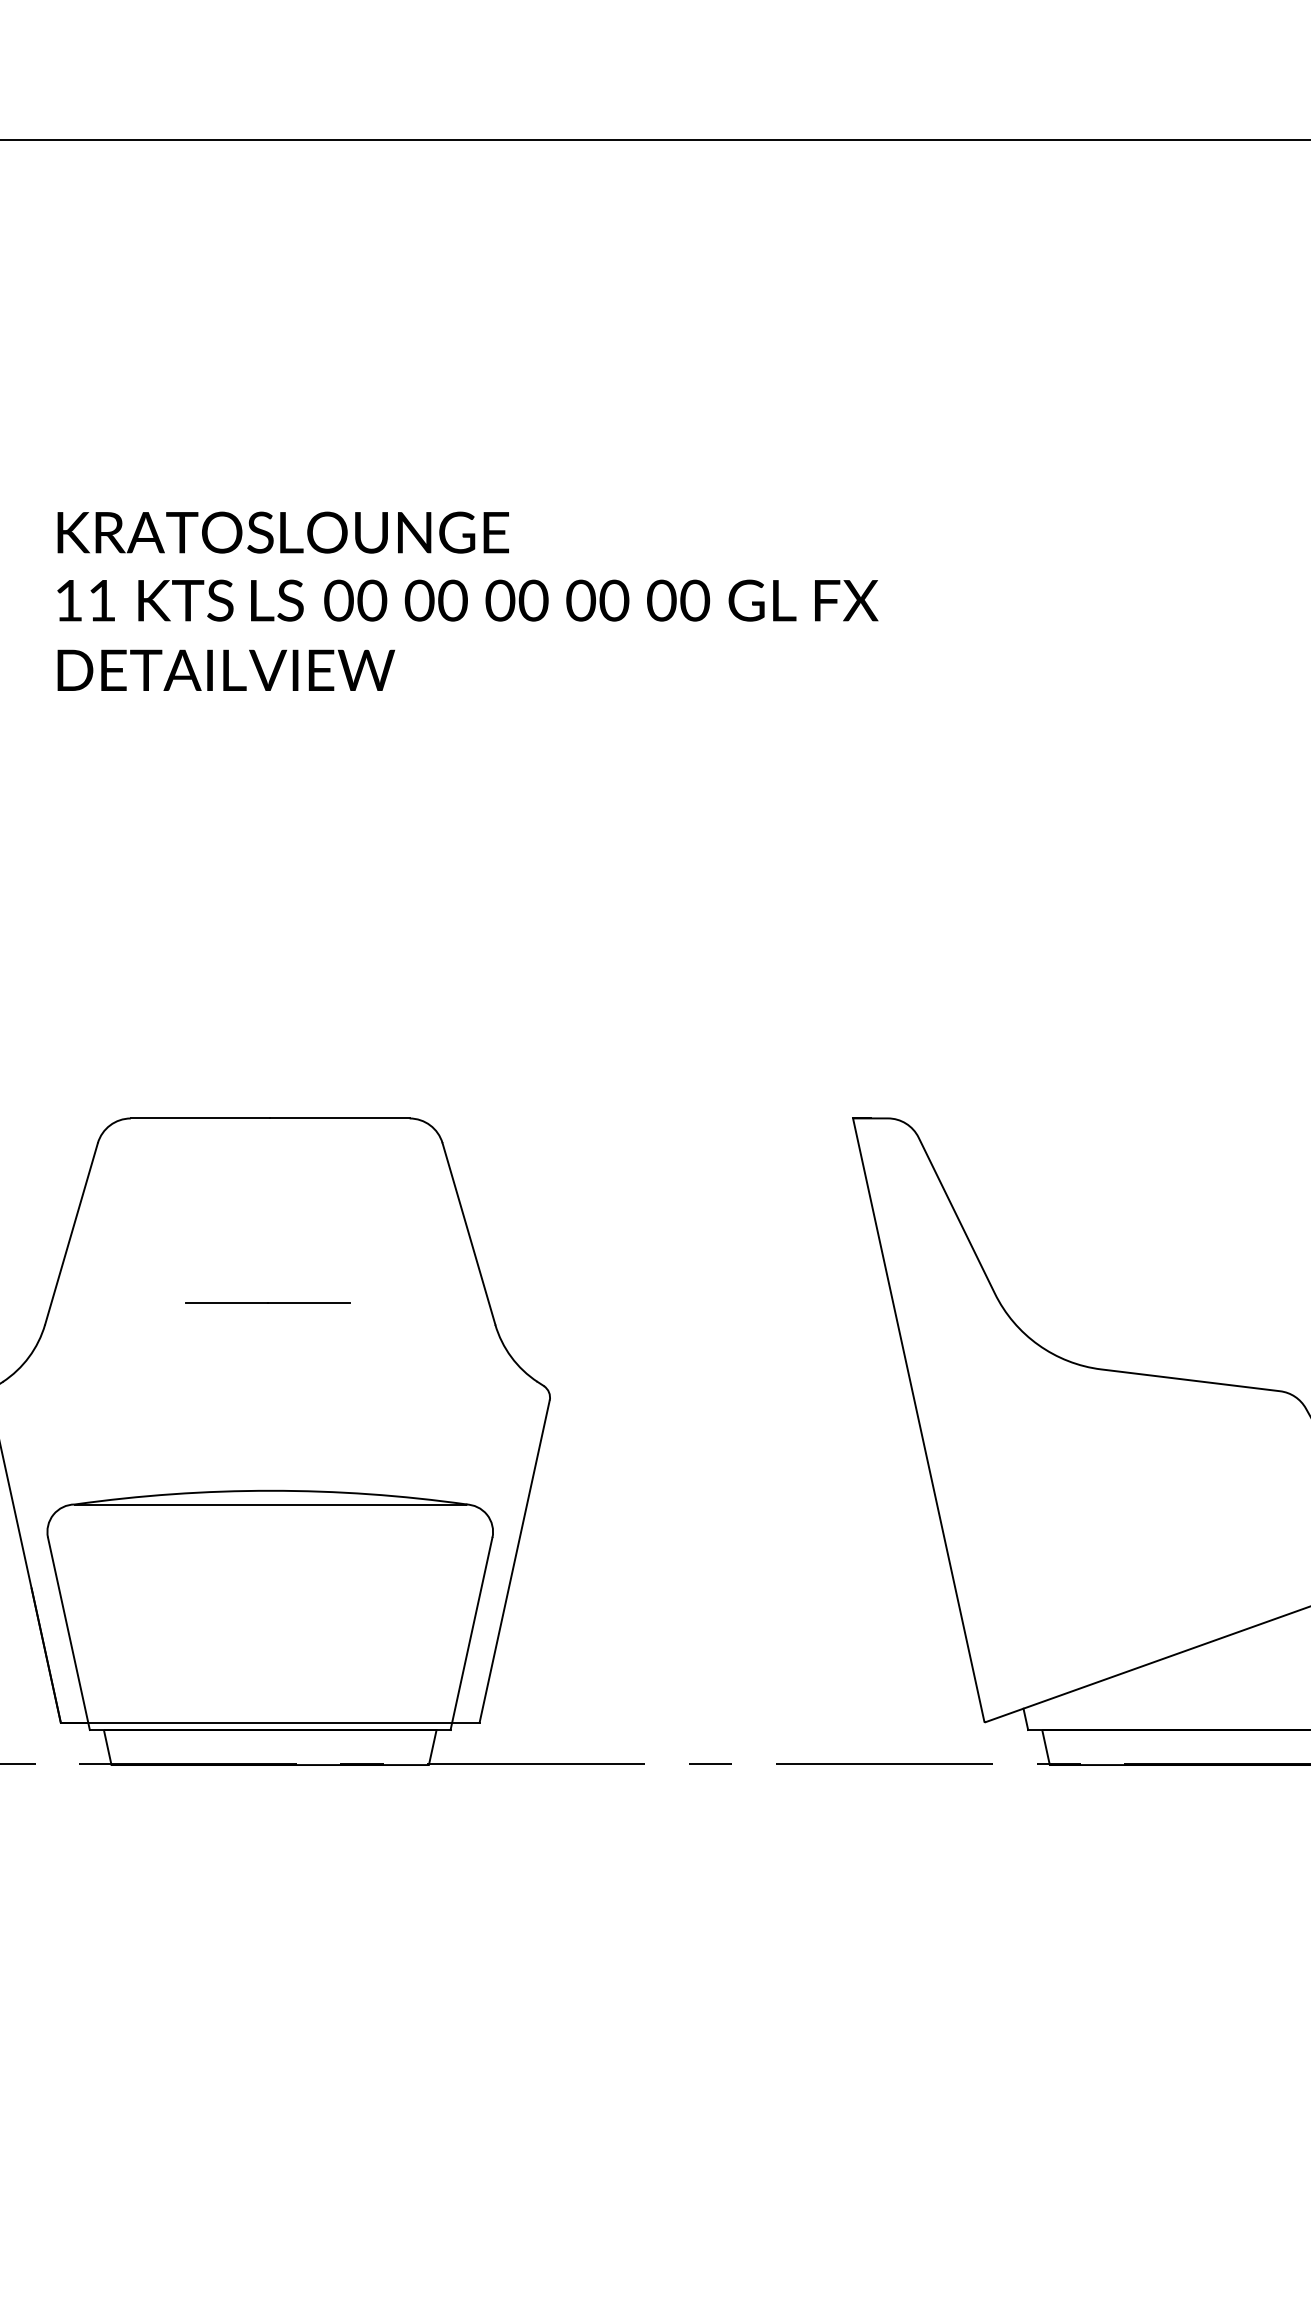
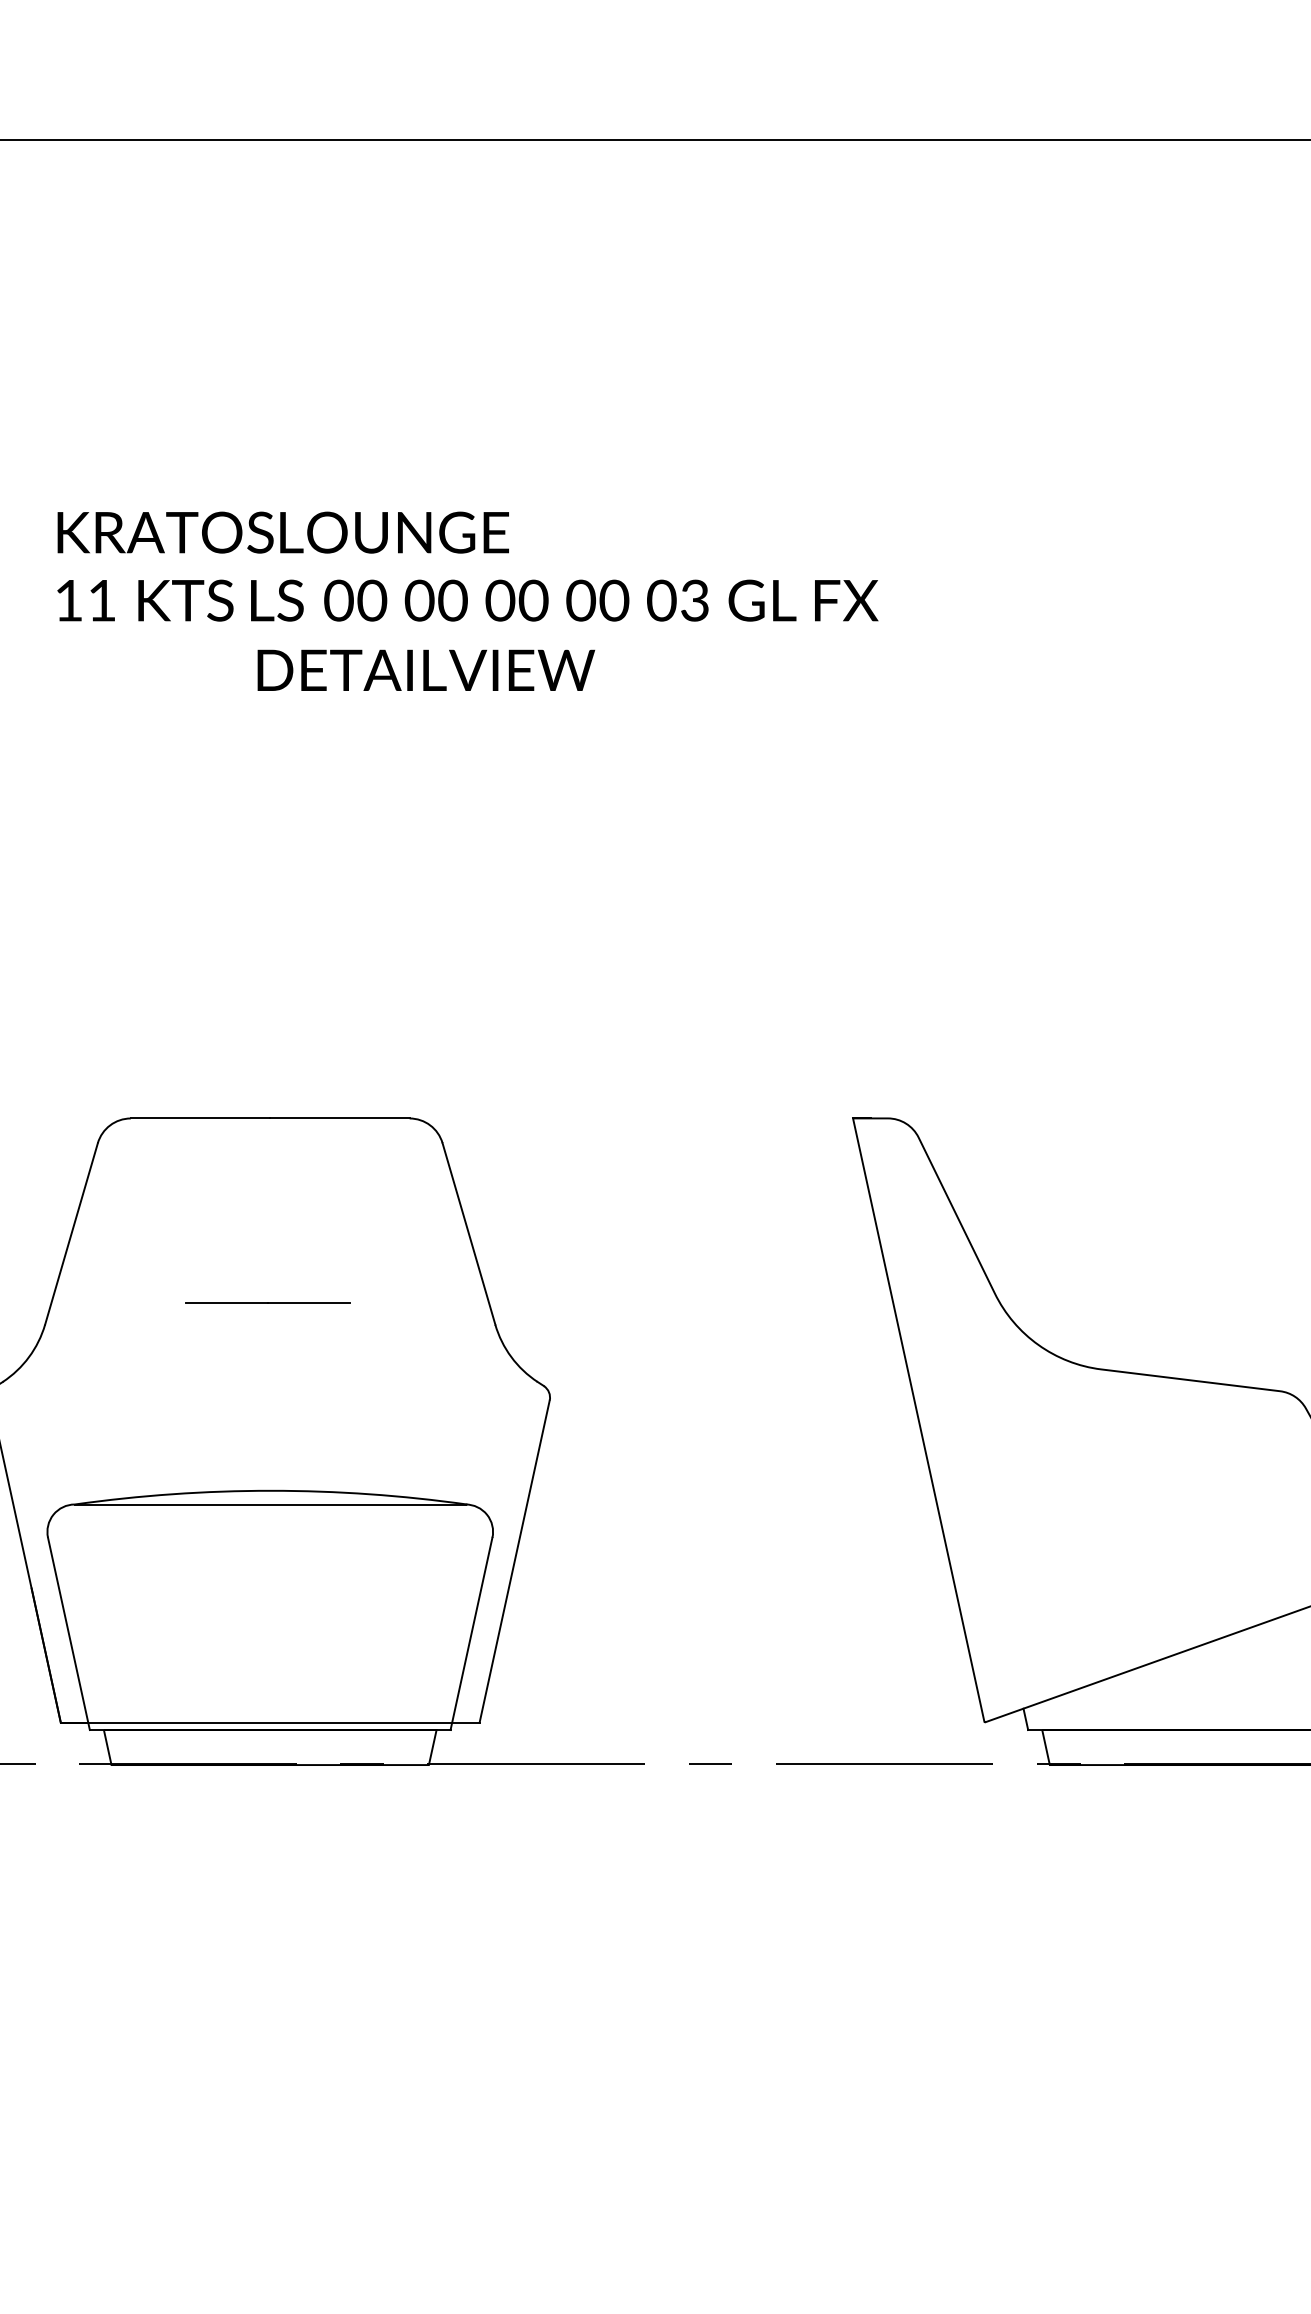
text: 00 -> 03 (695, 600)
text position: (226, 669) -> (426, 669) (426, 669)
